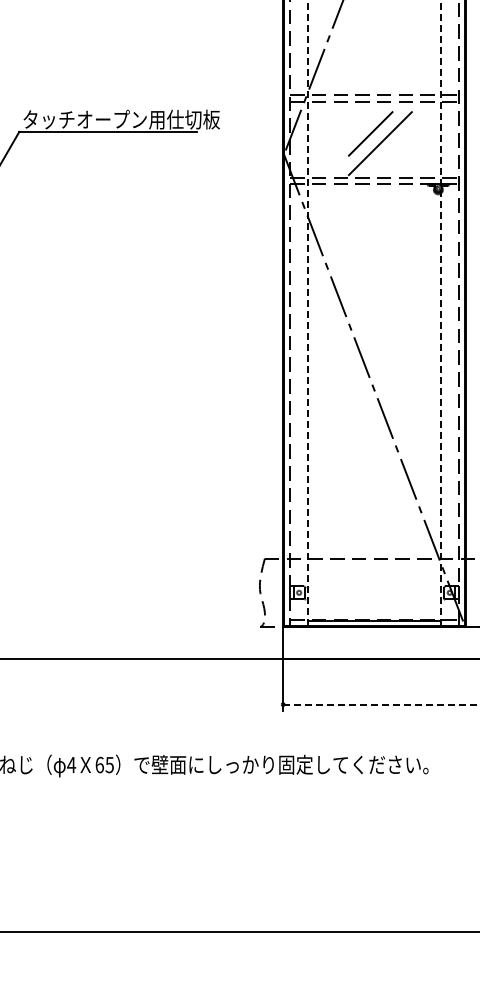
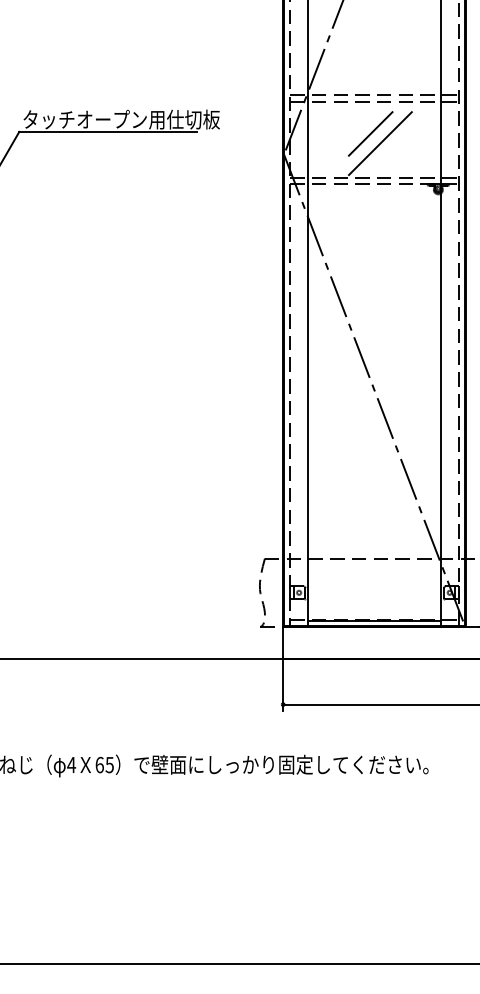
line: dashed -> solid (308, 313)
line: dashed -> solid (440, 313)
line: dashed -> solid (381, 704)
line position: (239, 932) -> (239, 964) (239, 964)
